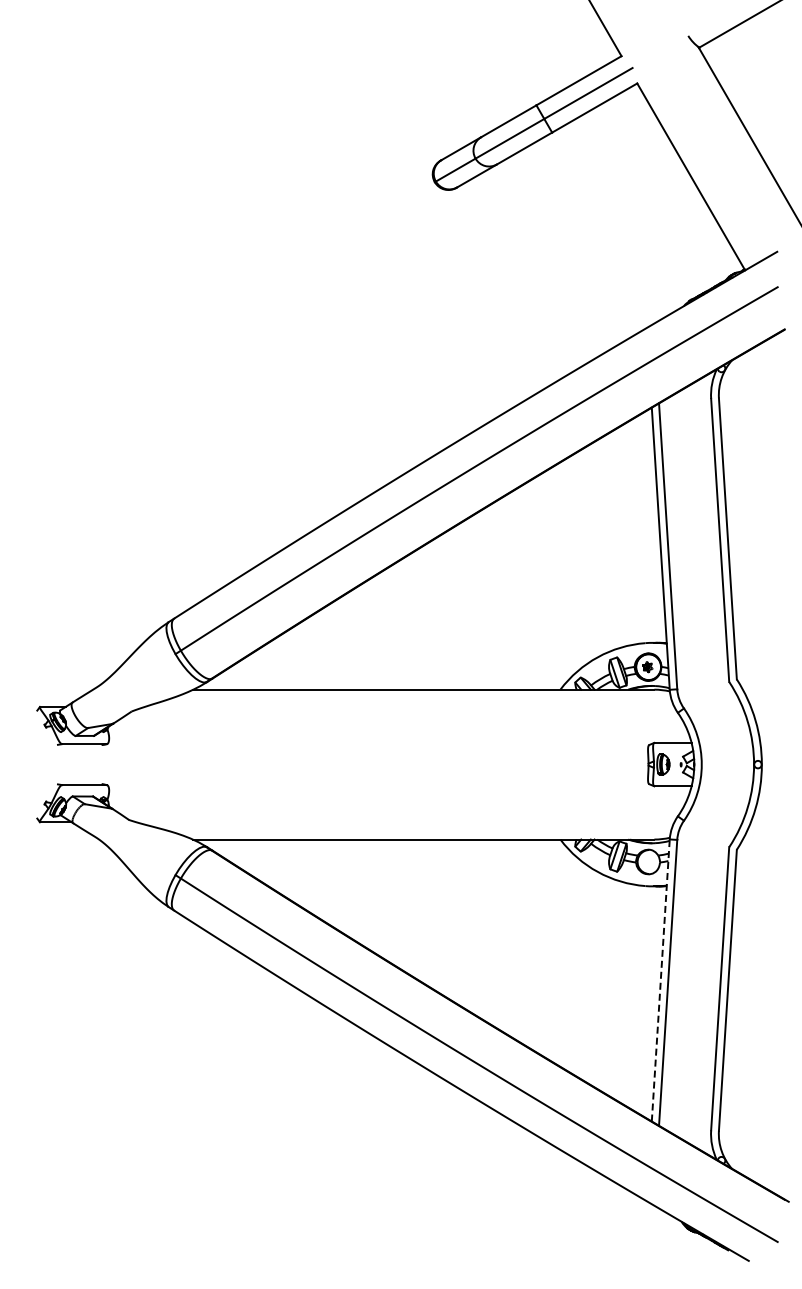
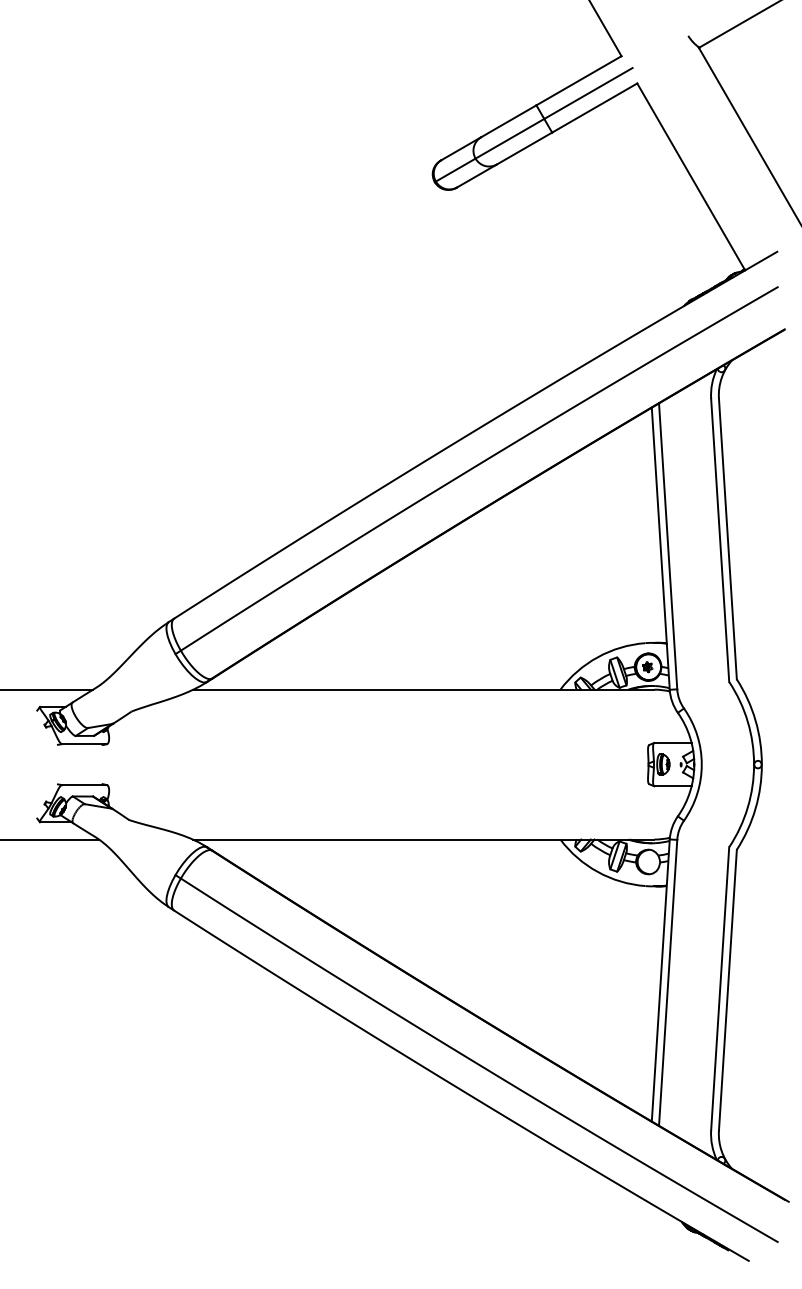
line: none -> present (47, 689)
line: none -> present (50, 839)
line: dashed -> solid (660, 979)
